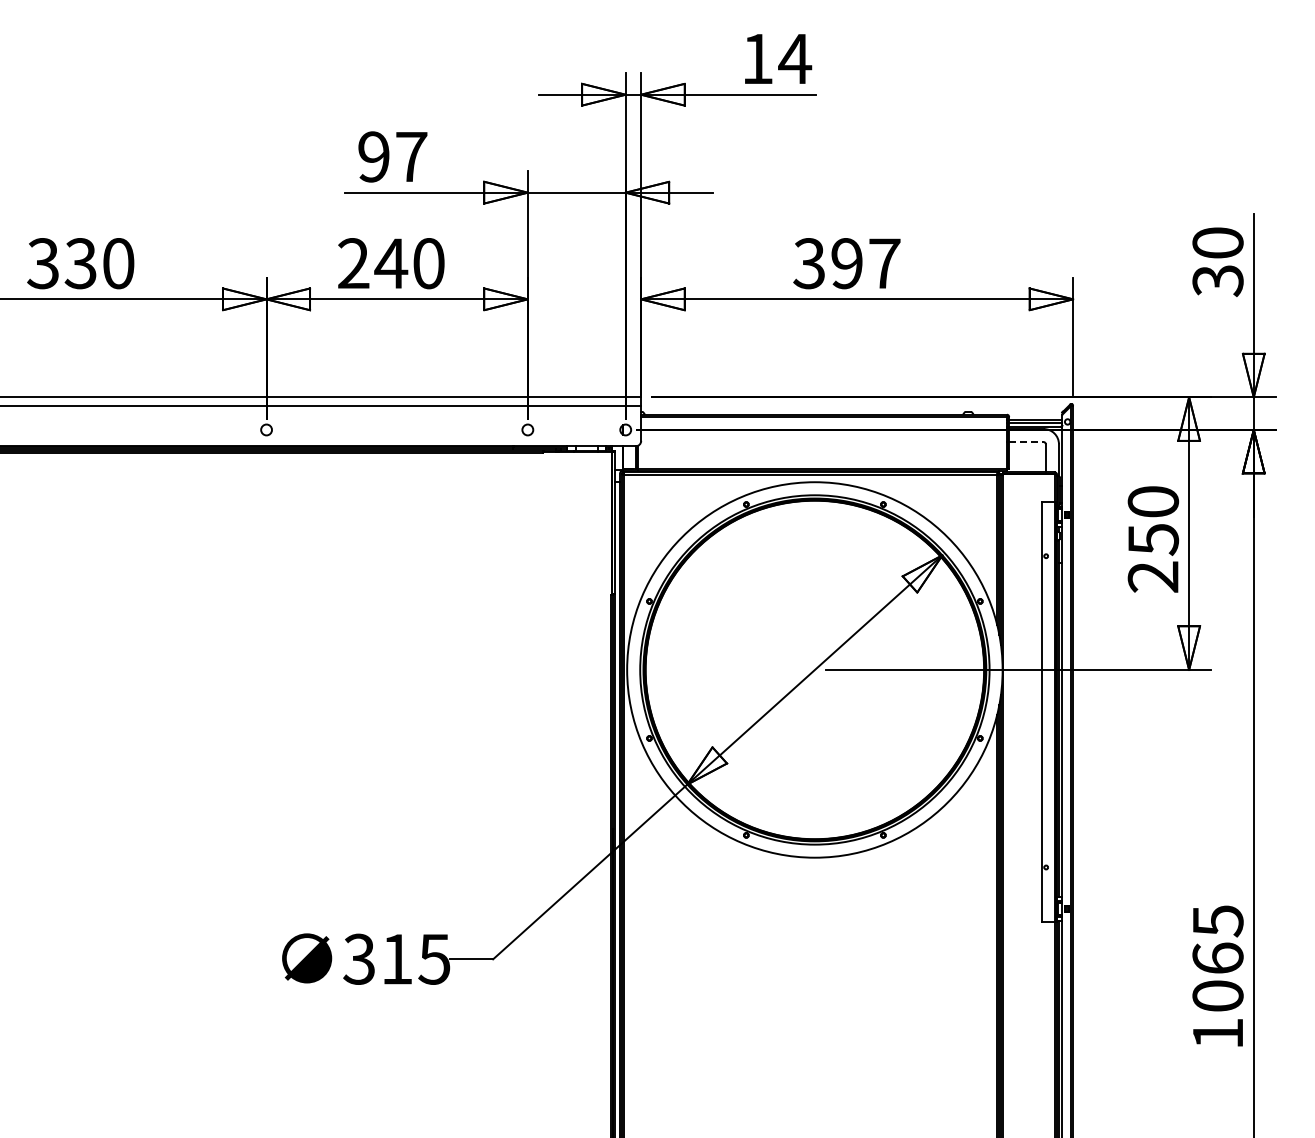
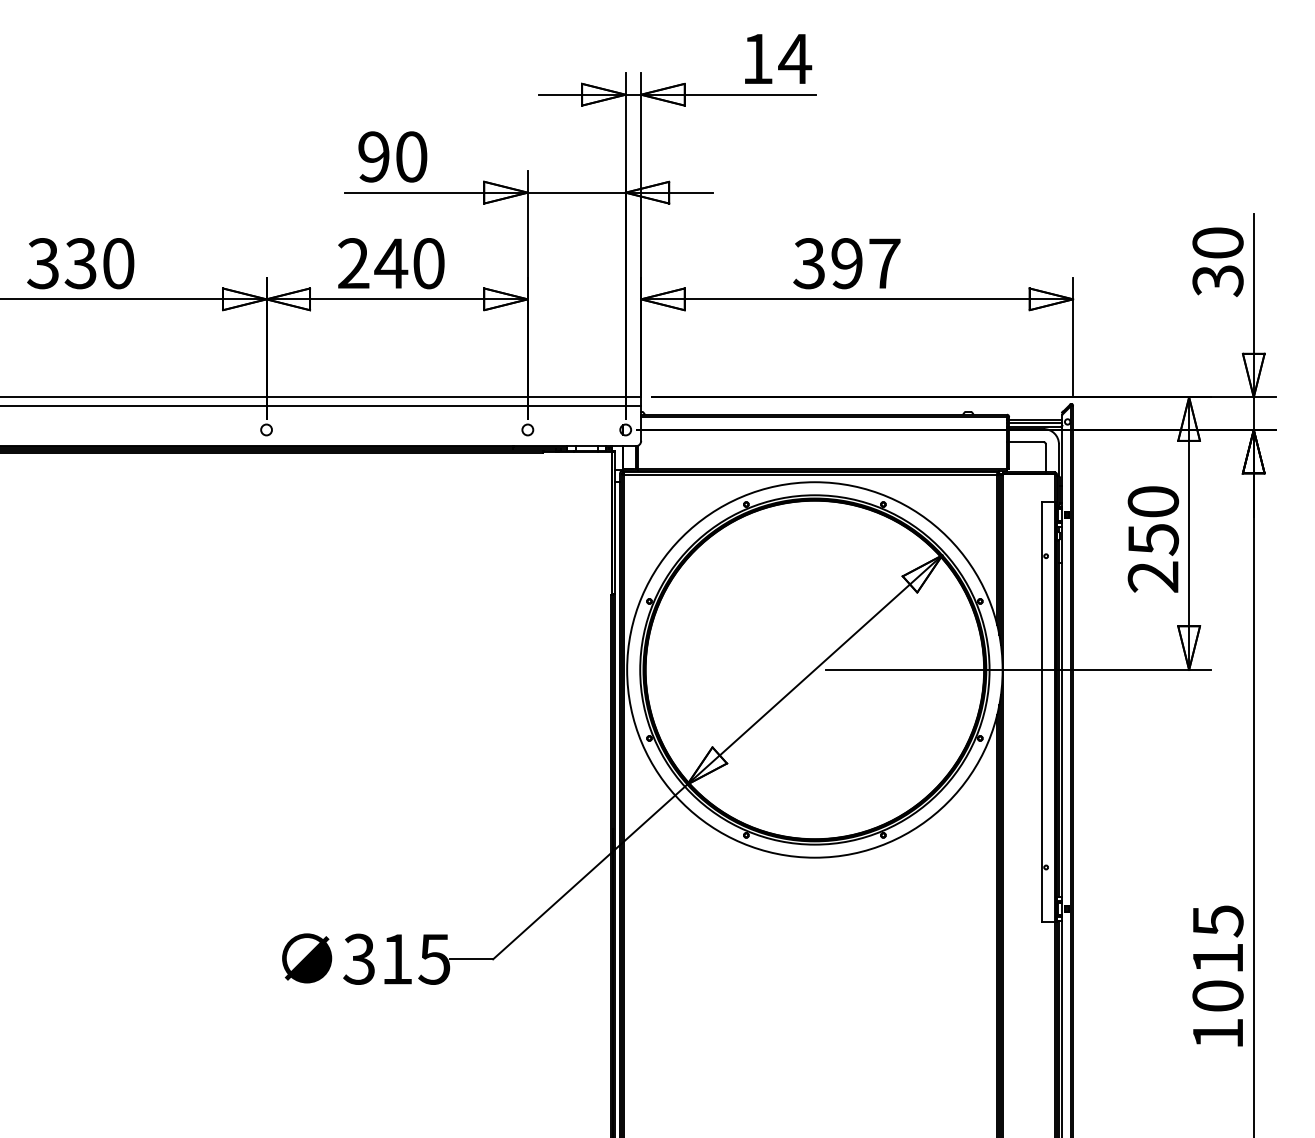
text: 97 -> 90 (411, 156)
line: dashed -> solid (1026, 442)
text: 1065 -> 1015 (1217, 957)
